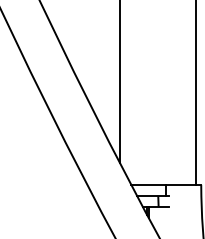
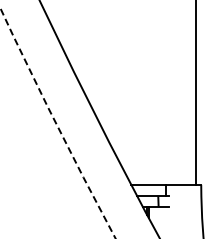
line: present -> none (119, 82)
arc: solid -> dashed (56, 123)
